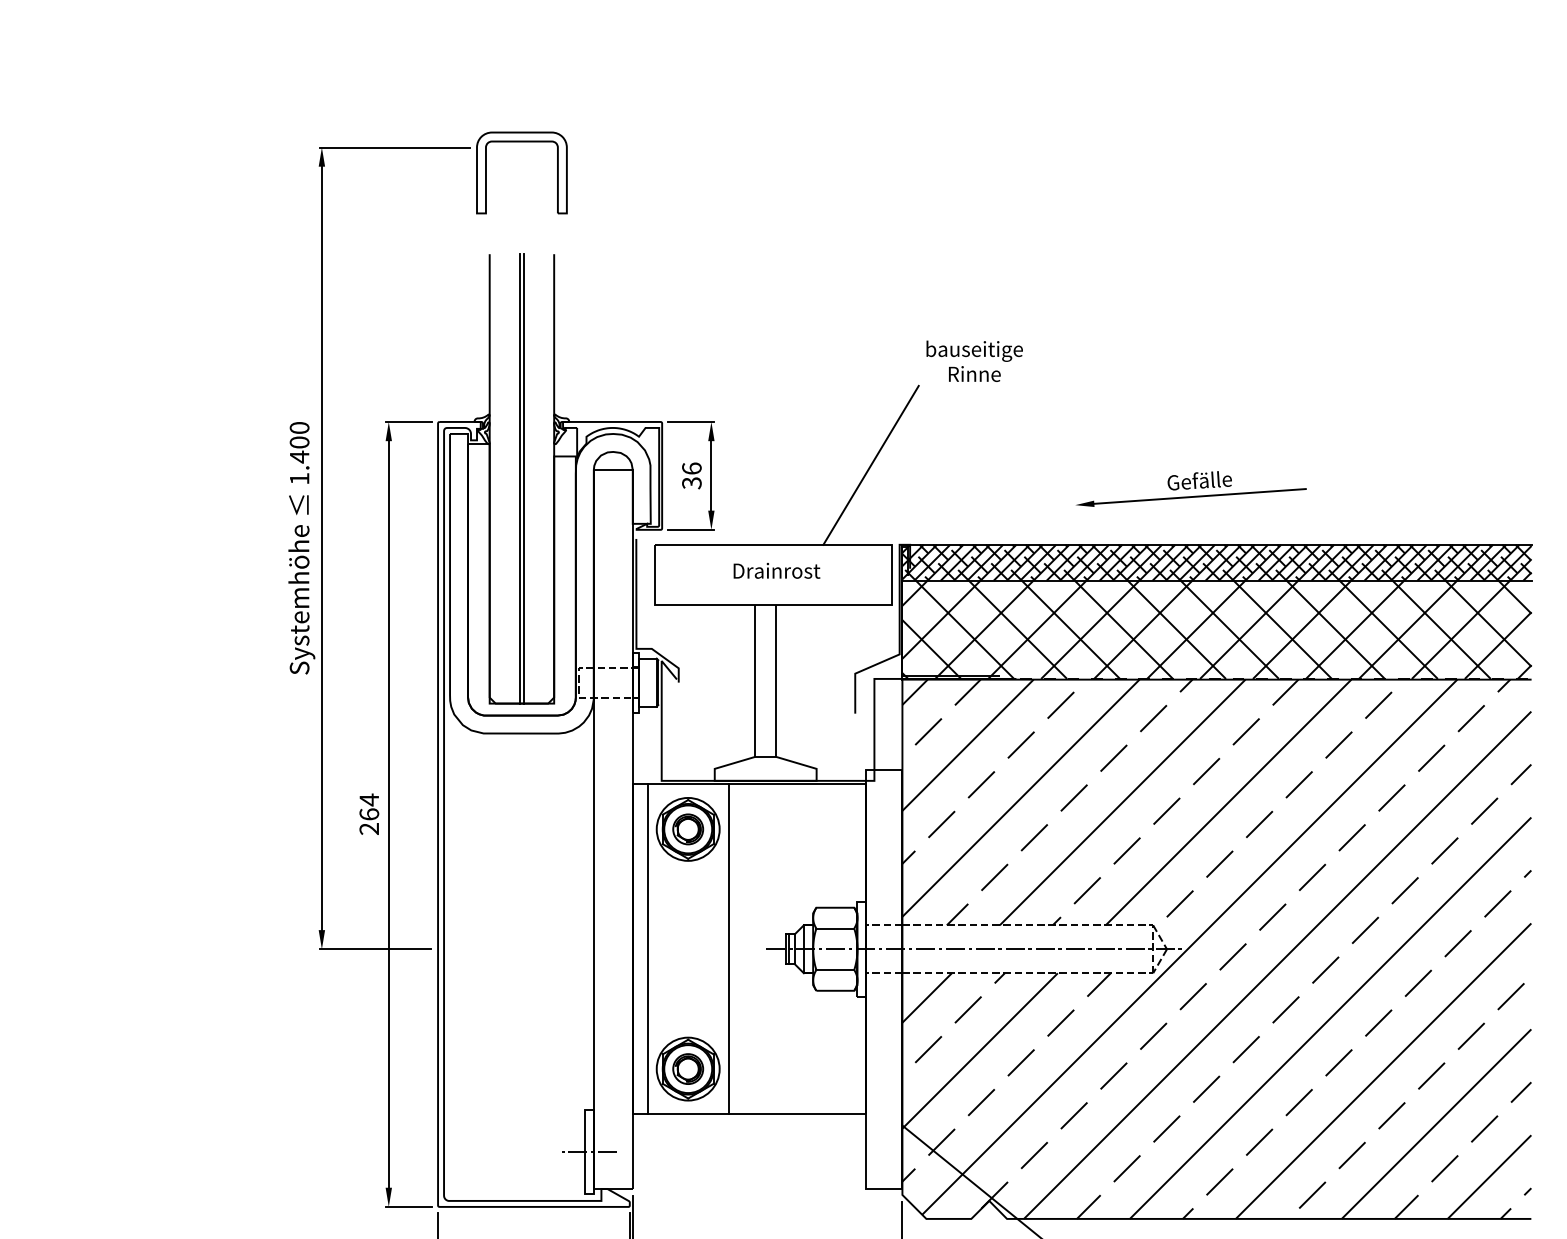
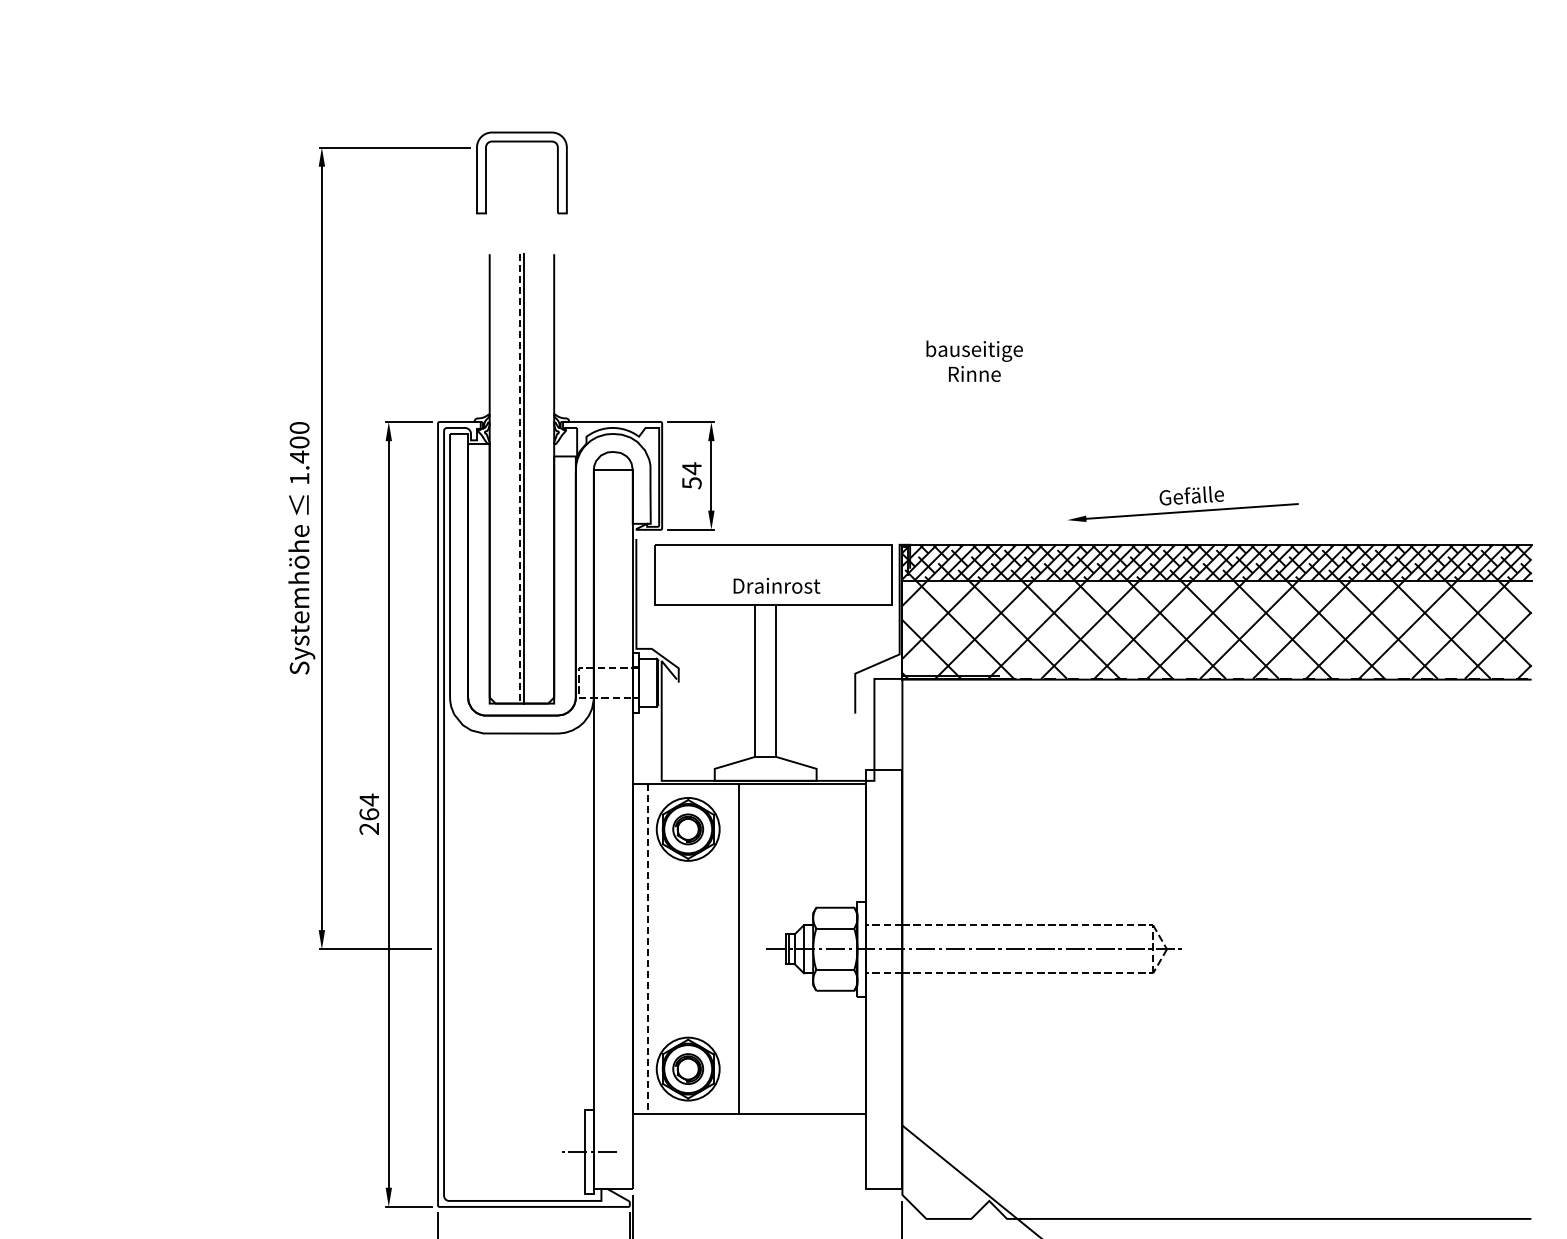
line: present -> none (870, 464)
text: 36 -> 54 (691, 475)
line: solid -> dashed (519, 478)
part position: (1191, 488) -> (1183, 503) (1183, 503)
text position: (776, 570) -> (776, 585) (776, 585)
hatch: present -> none (1216, 948)
line: solid -> dashed (647, 949)
line position: (728, 949) -> (738, 949) (738, 949)
